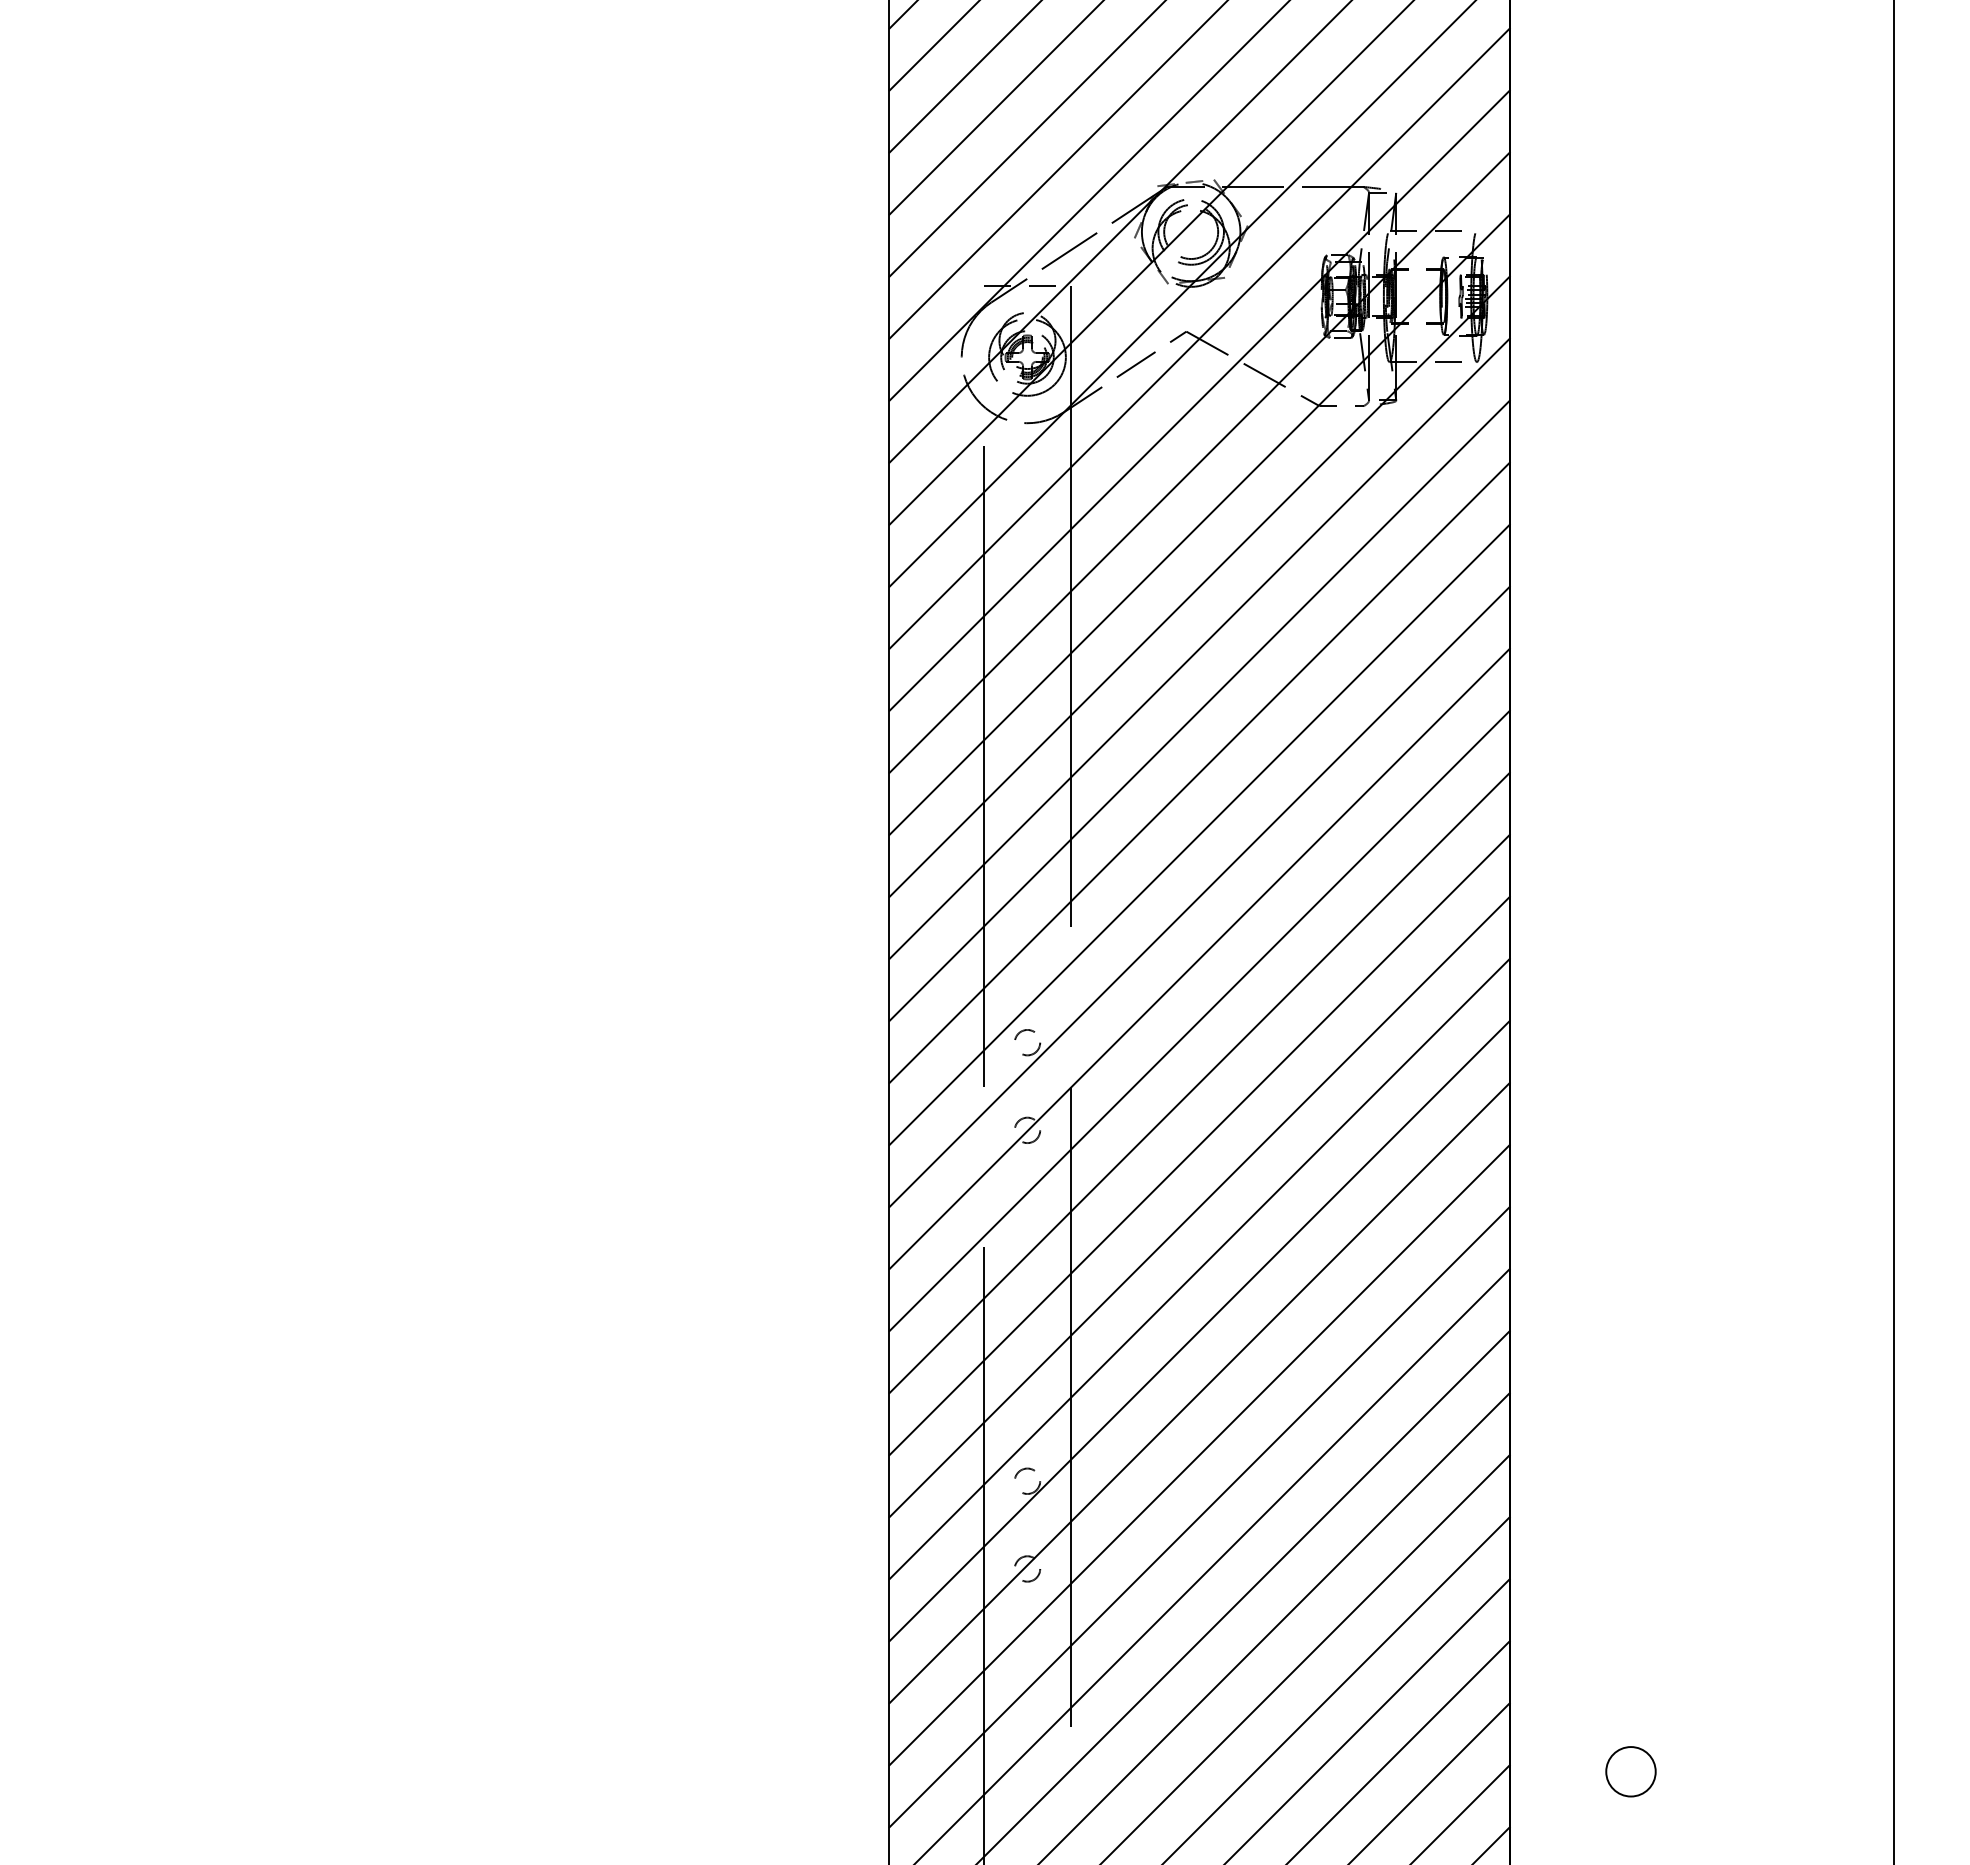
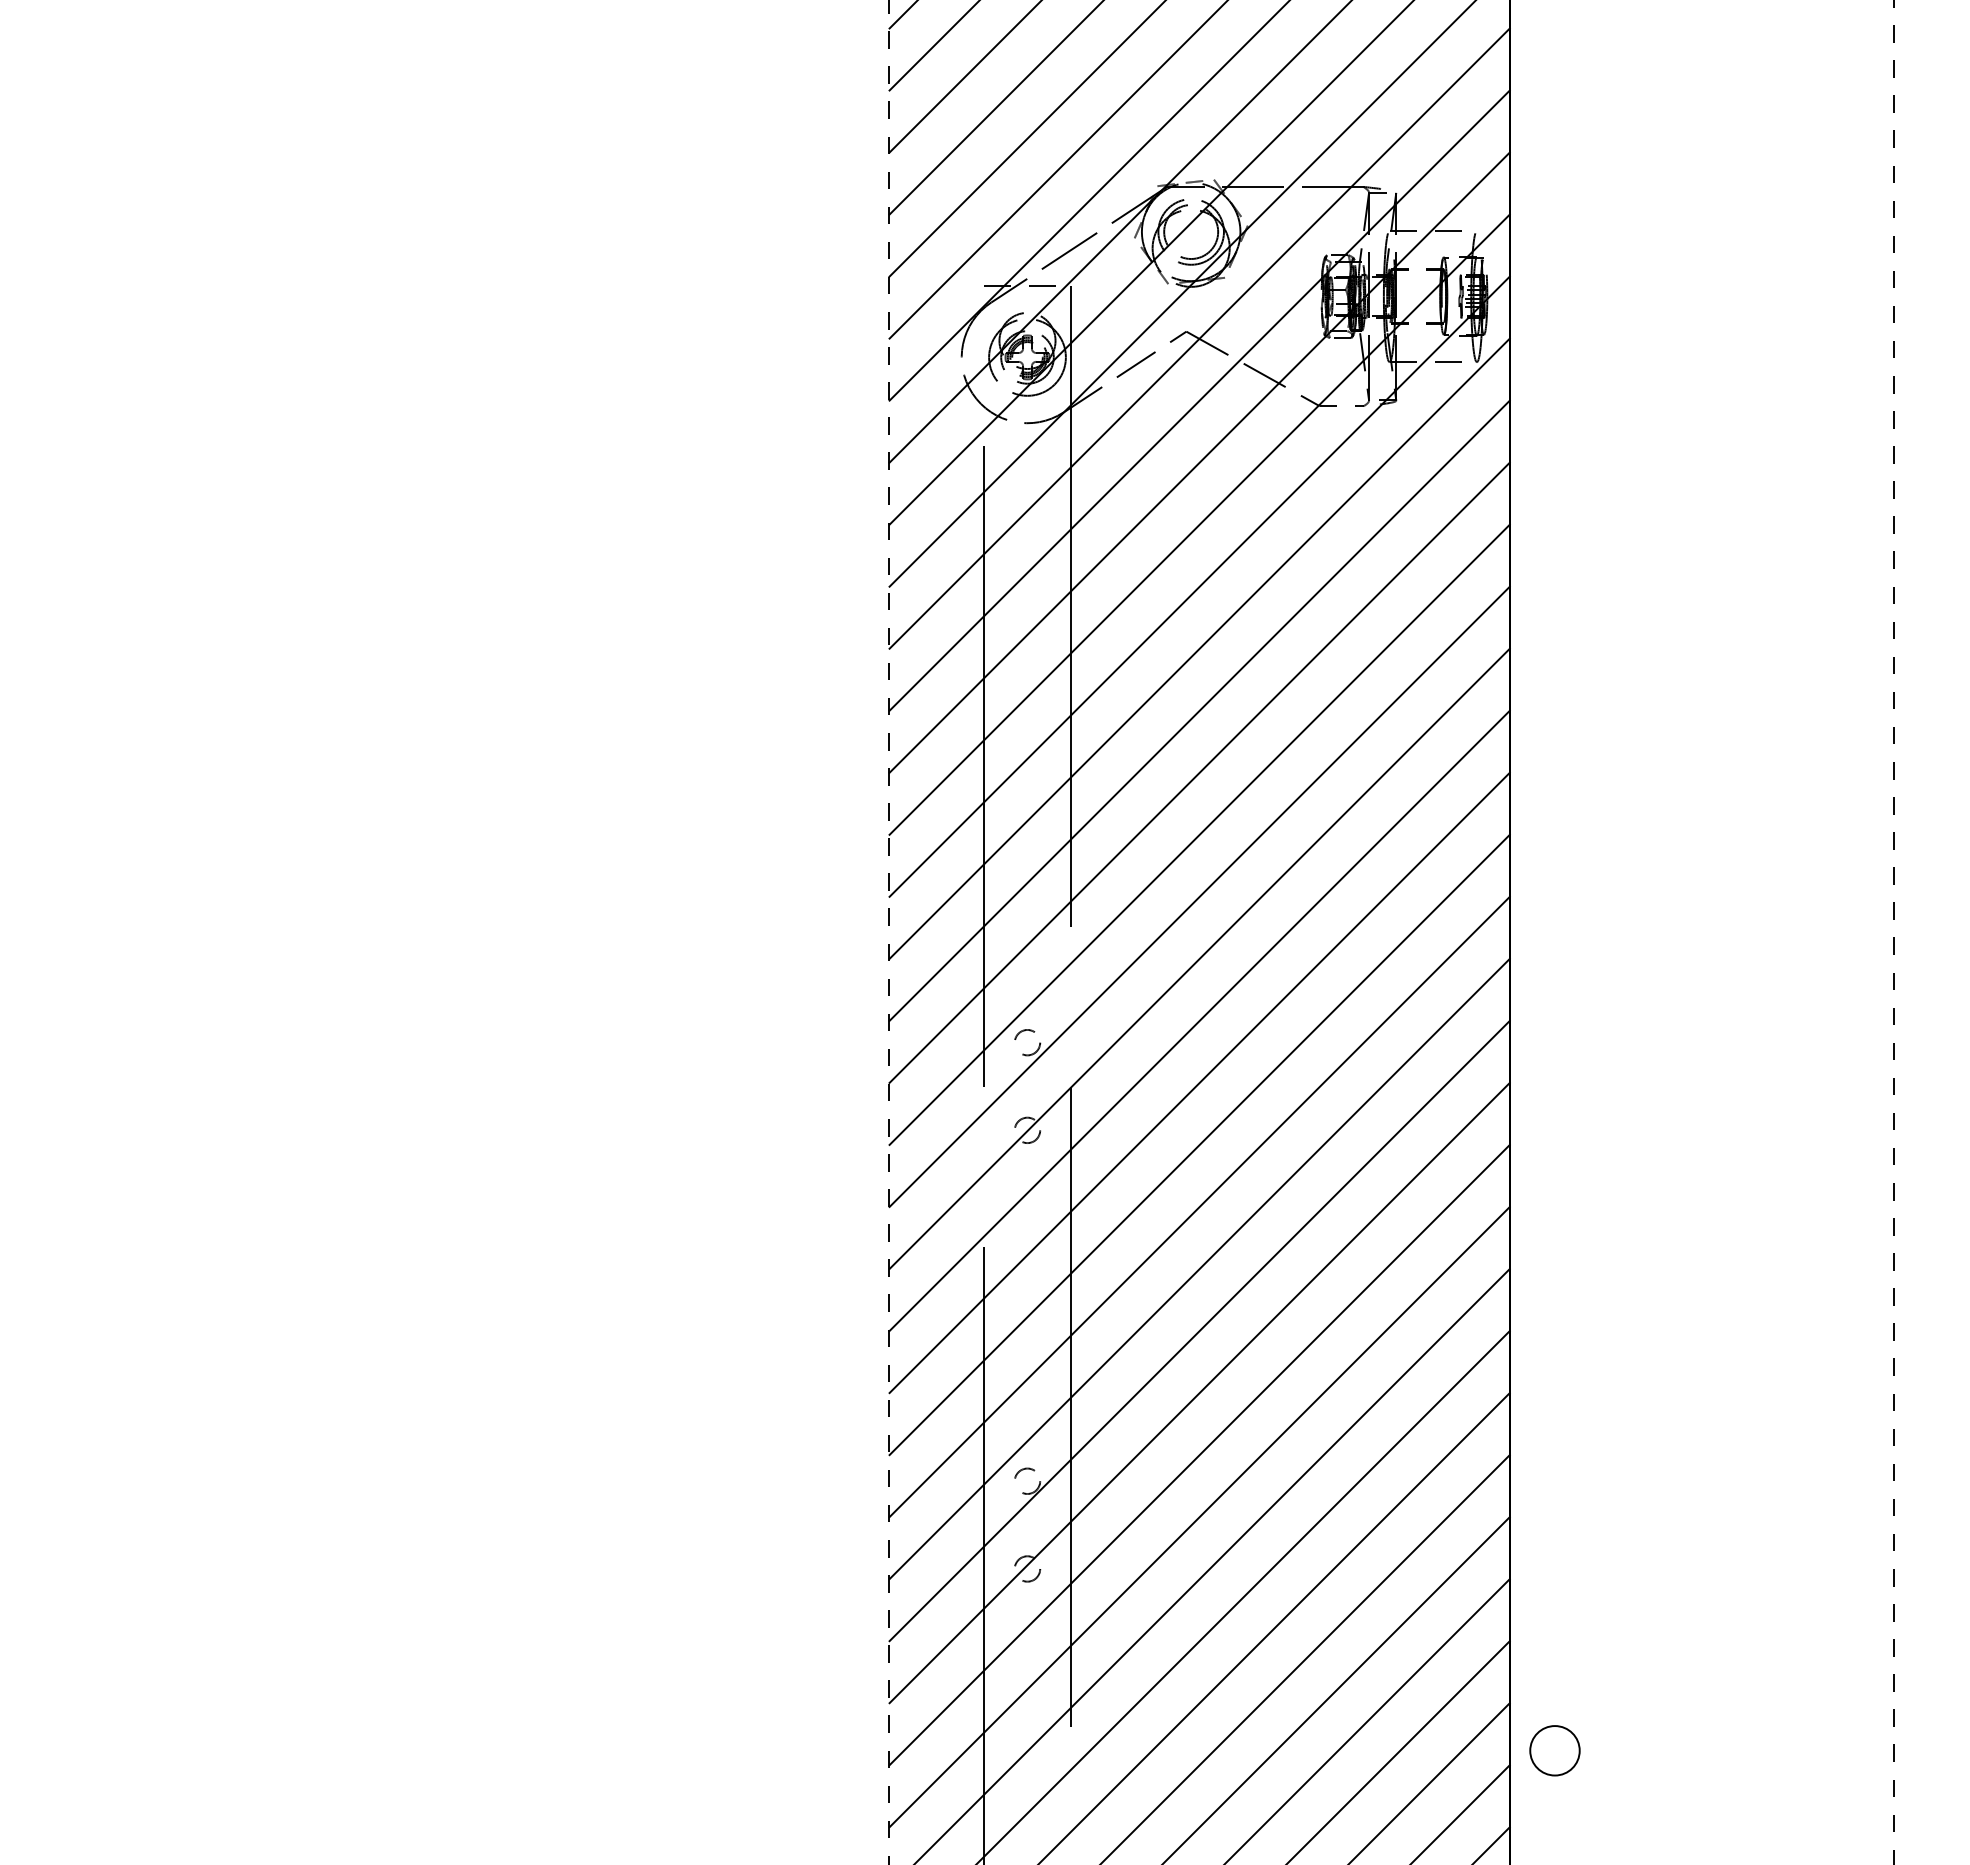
line: solid -> dashed (888, 932)
line: solid -> dashed (1894, 932)
circle position: (1630, 1771) -> (1554, 1750) (1554, 1750)
